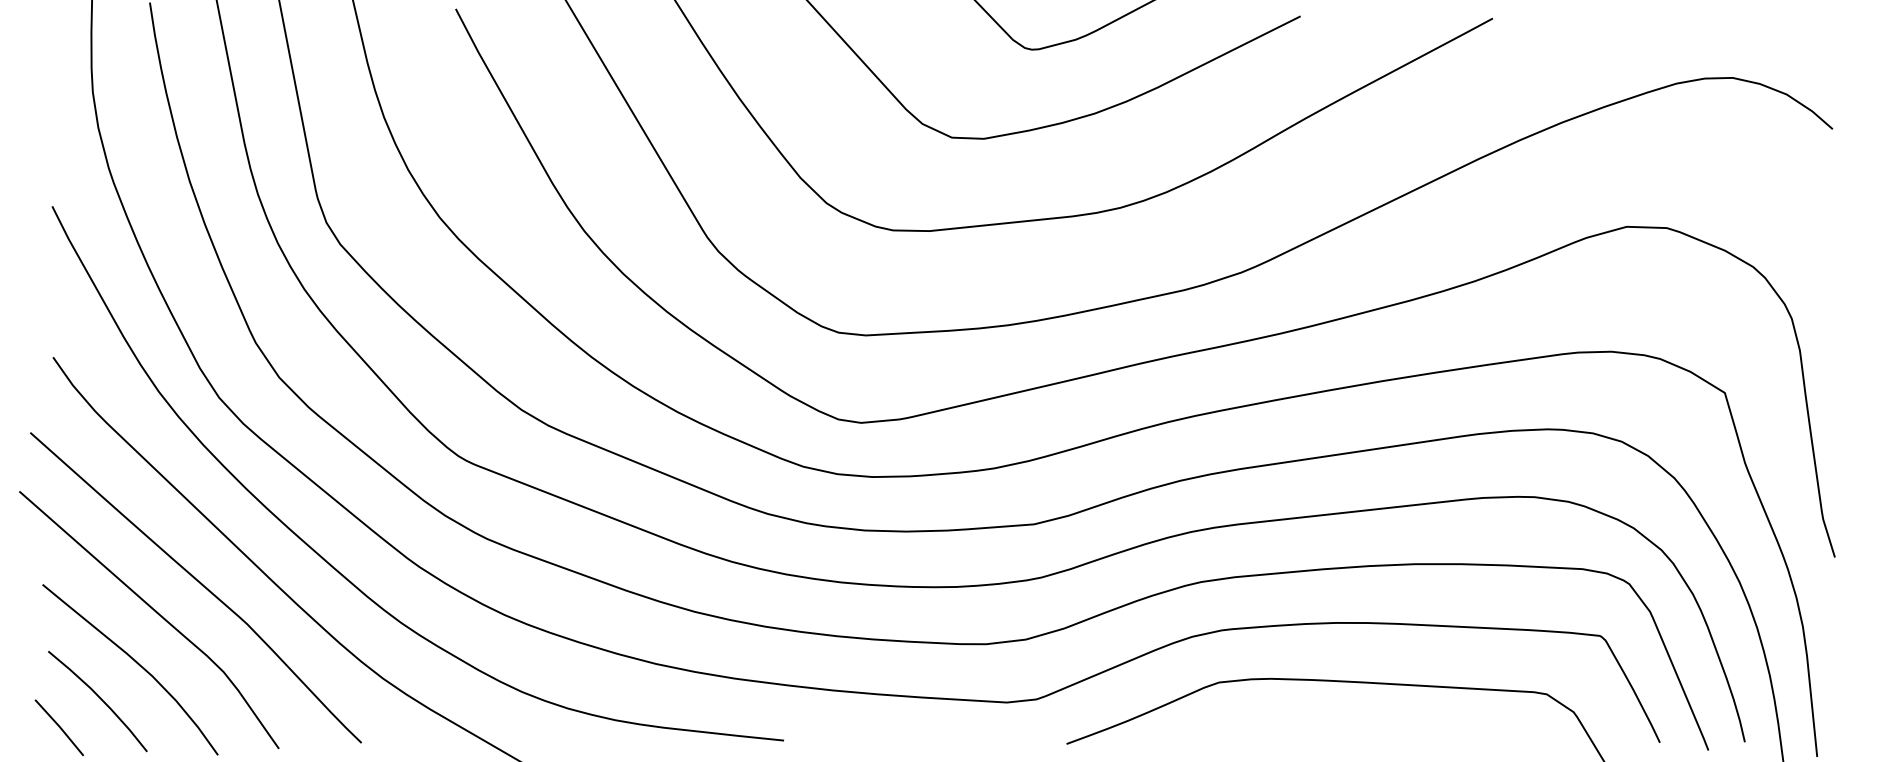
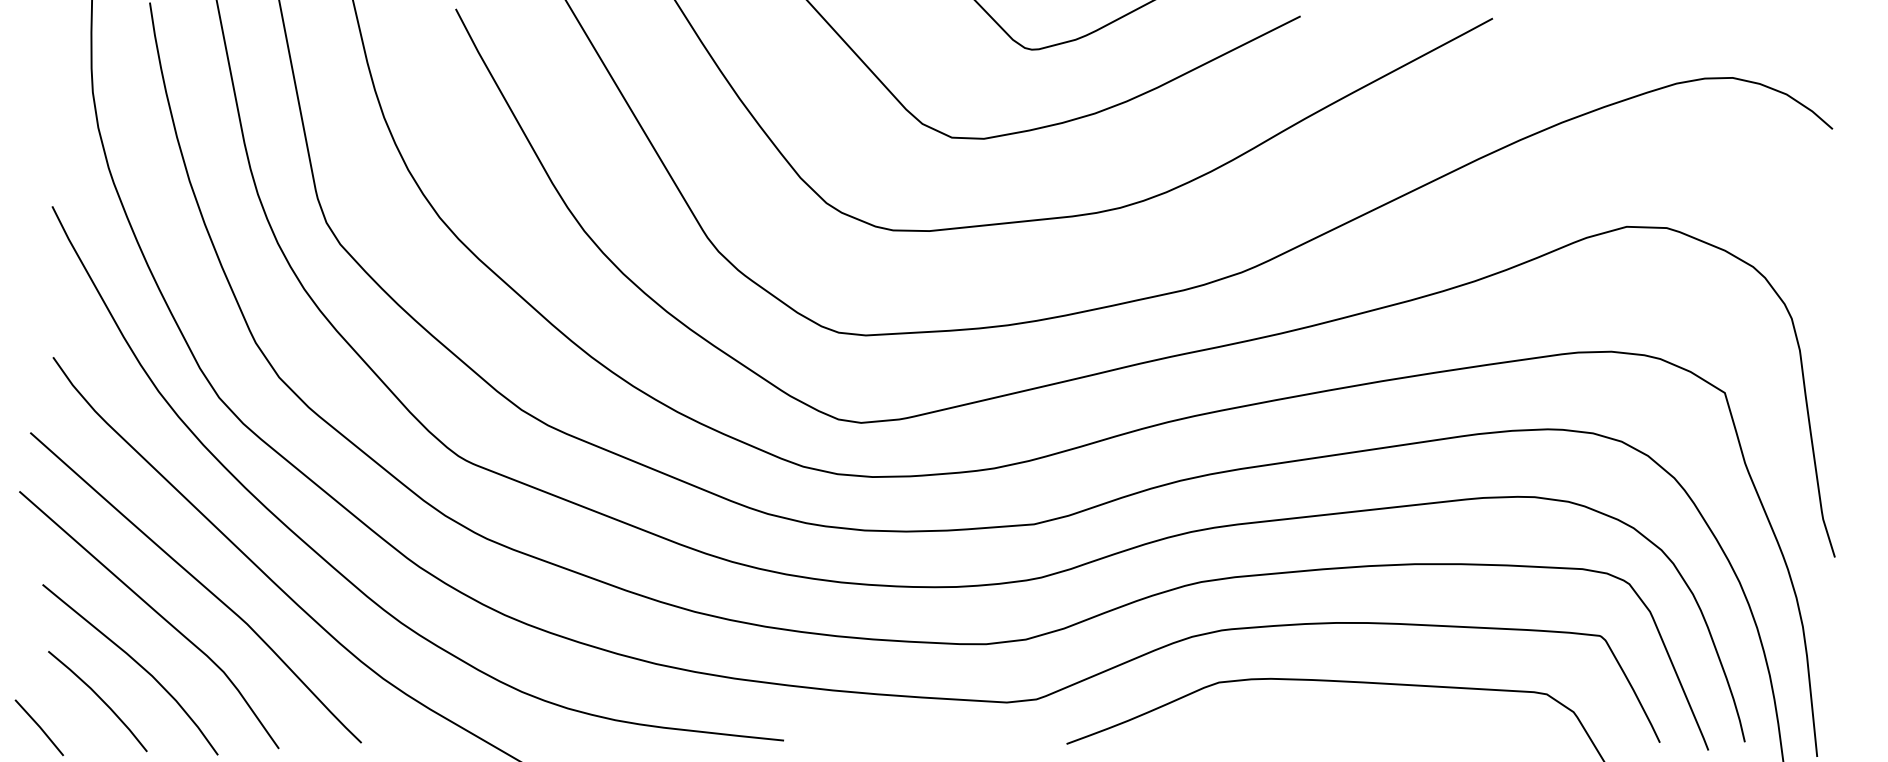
line position: (58, 726) -> (38, 726) (38, 726)
